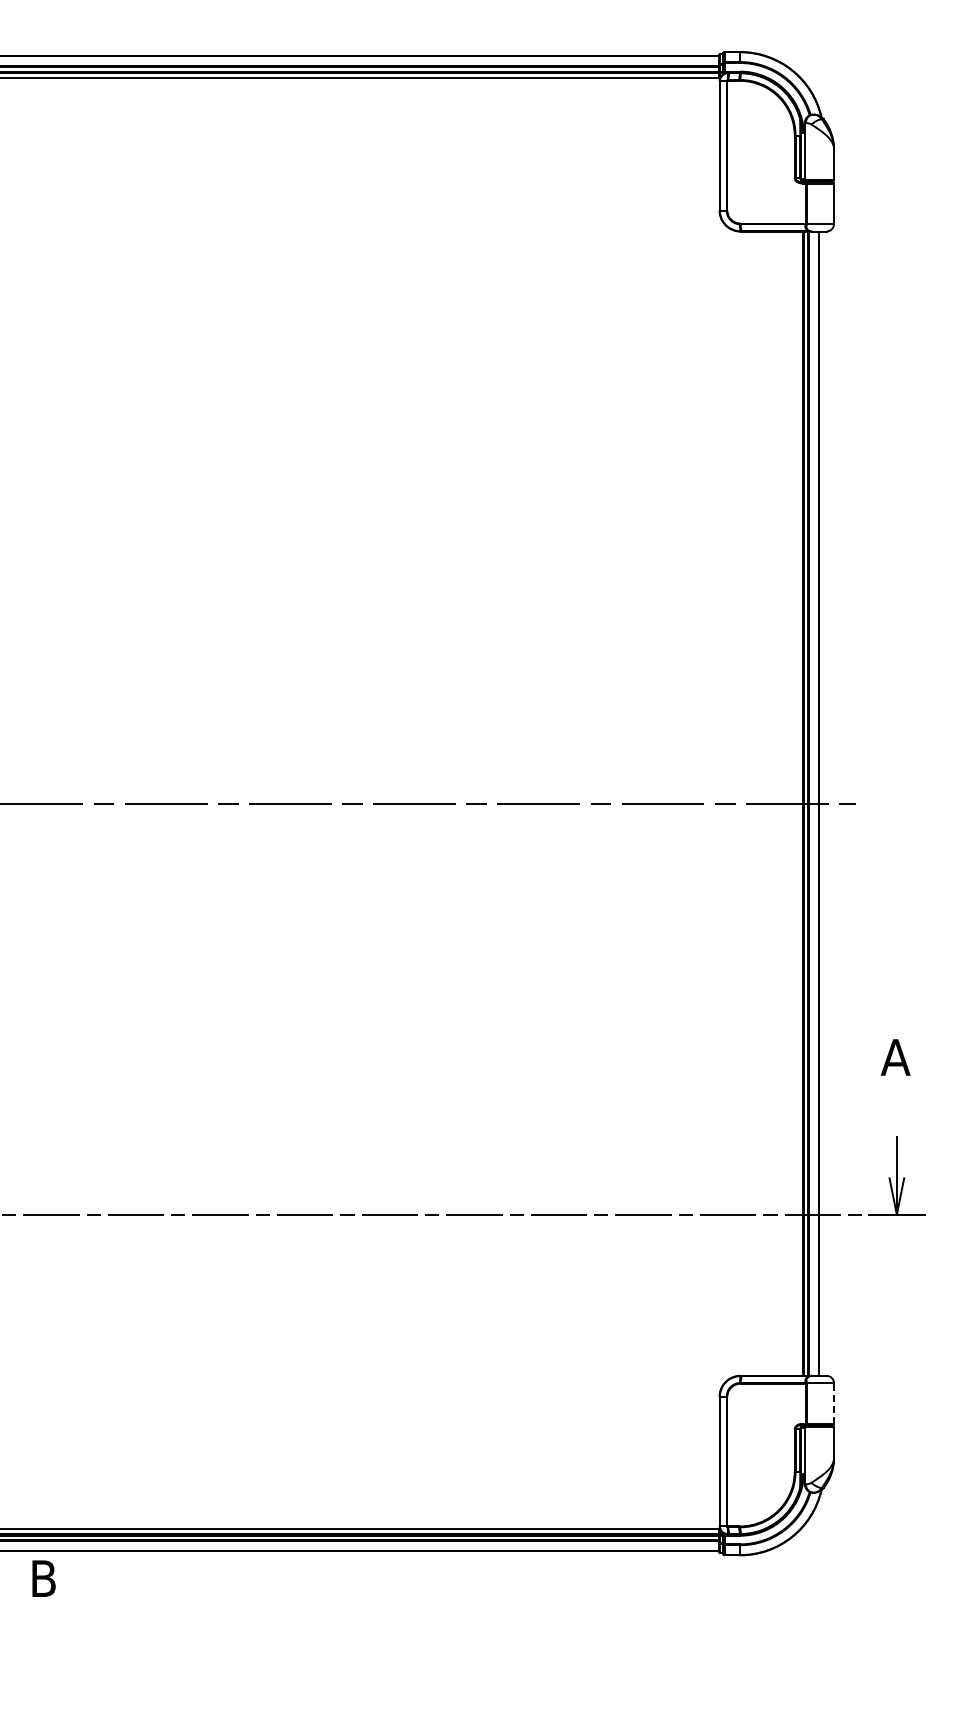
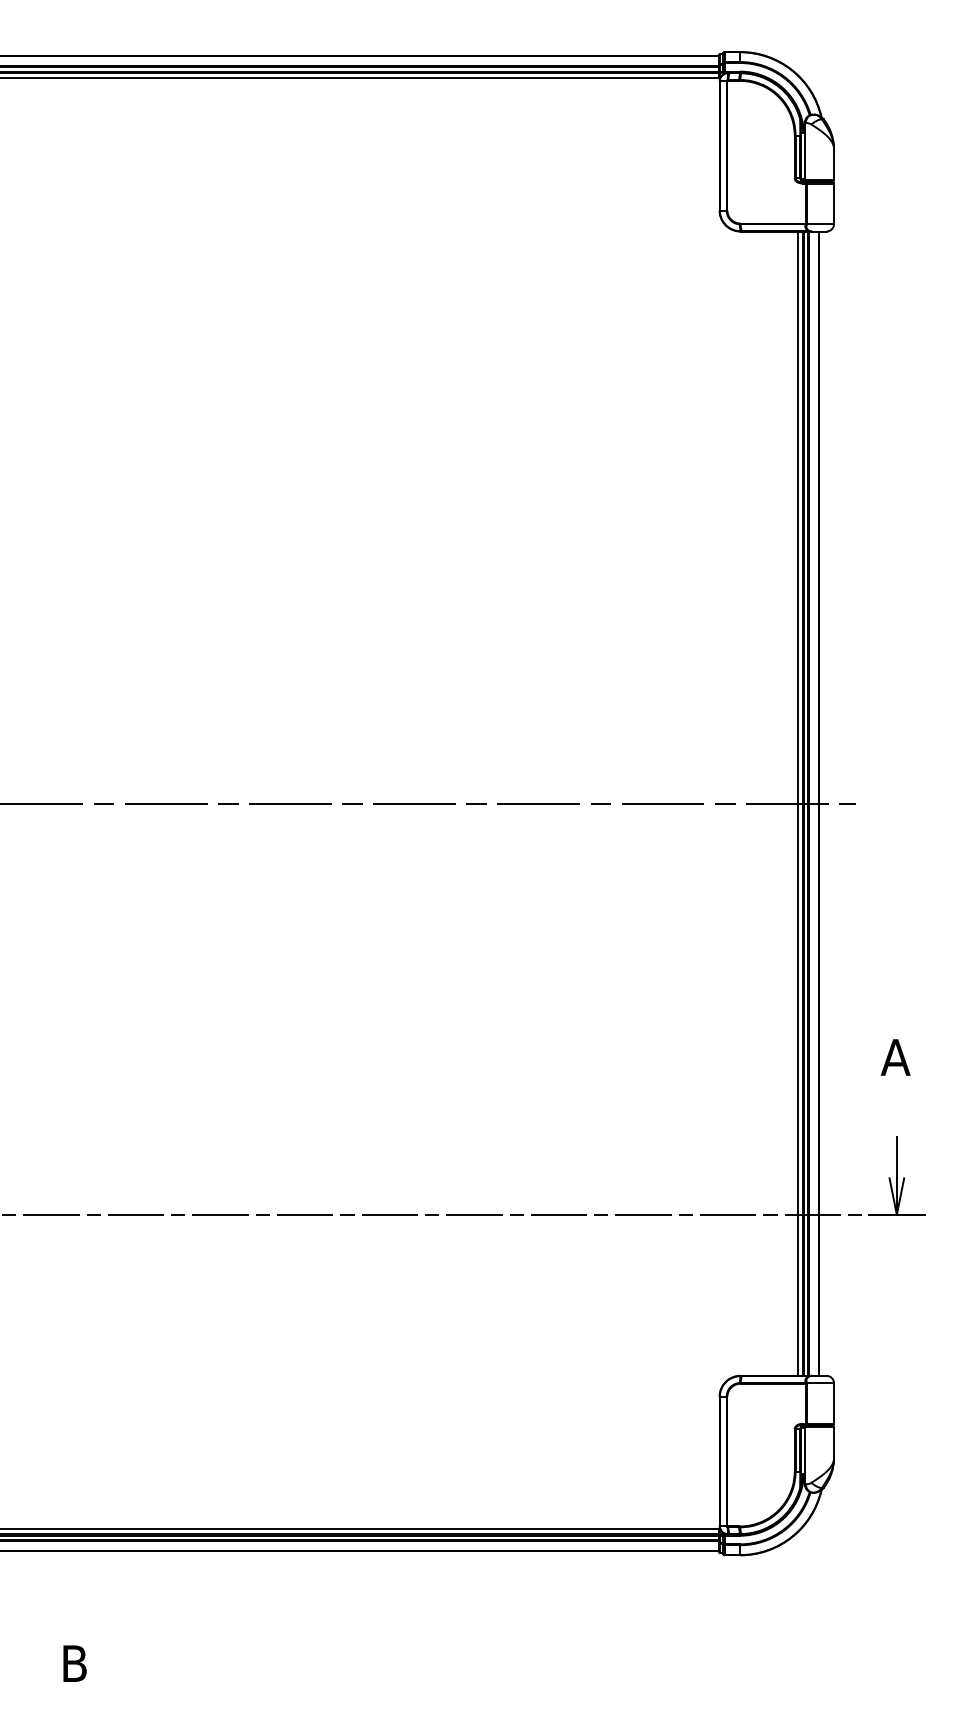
line: none -> present (797, 803)
line: dashed -> solid (834, 1403)
text position: (43, 1578) -> (74, 1663) (74, 1663)
